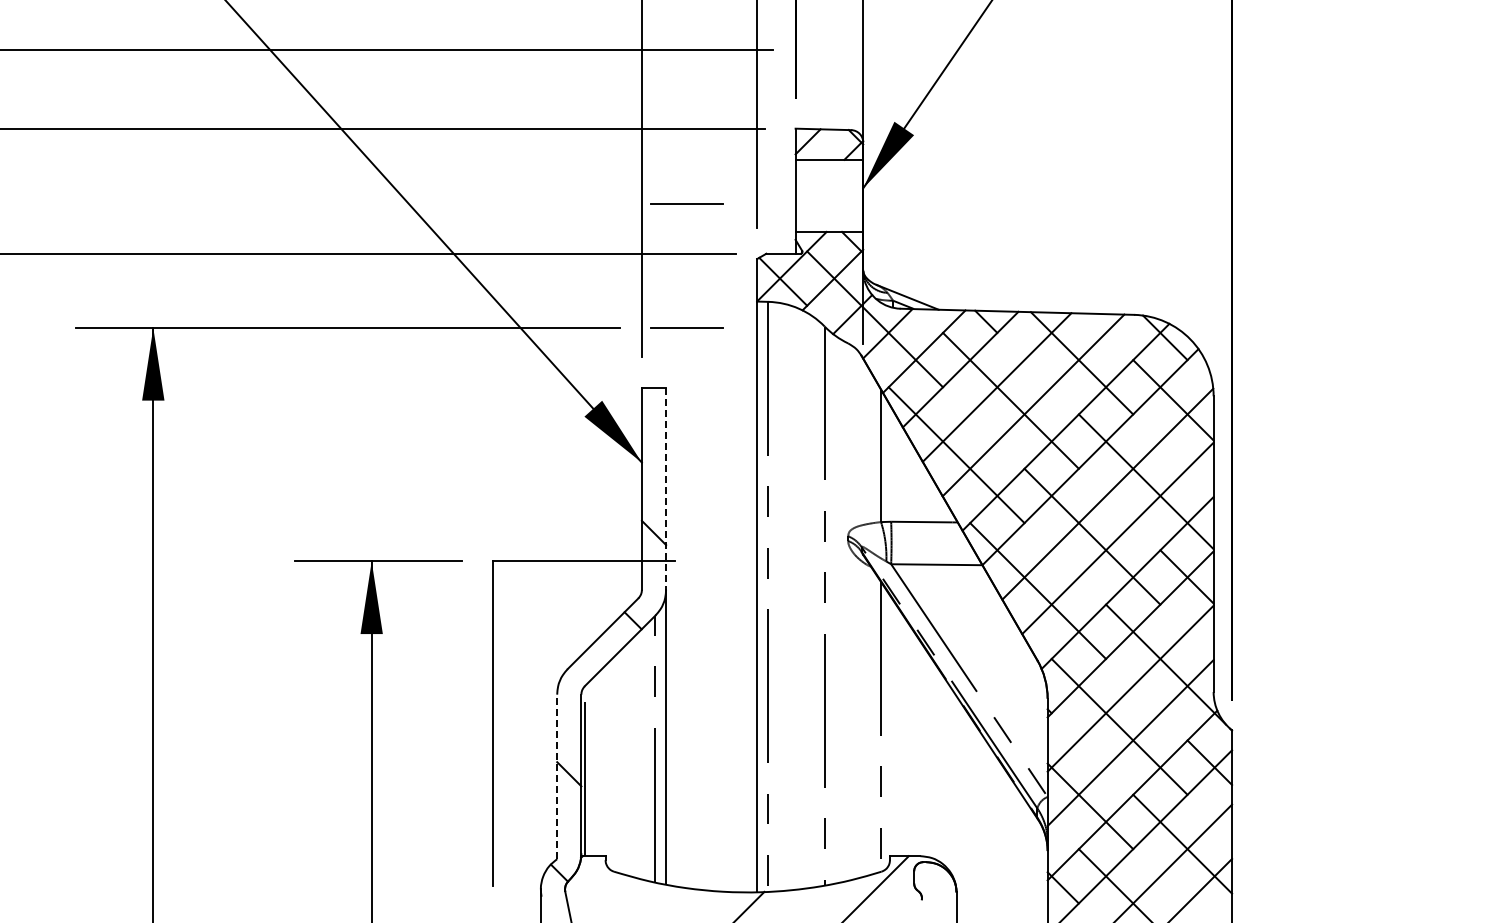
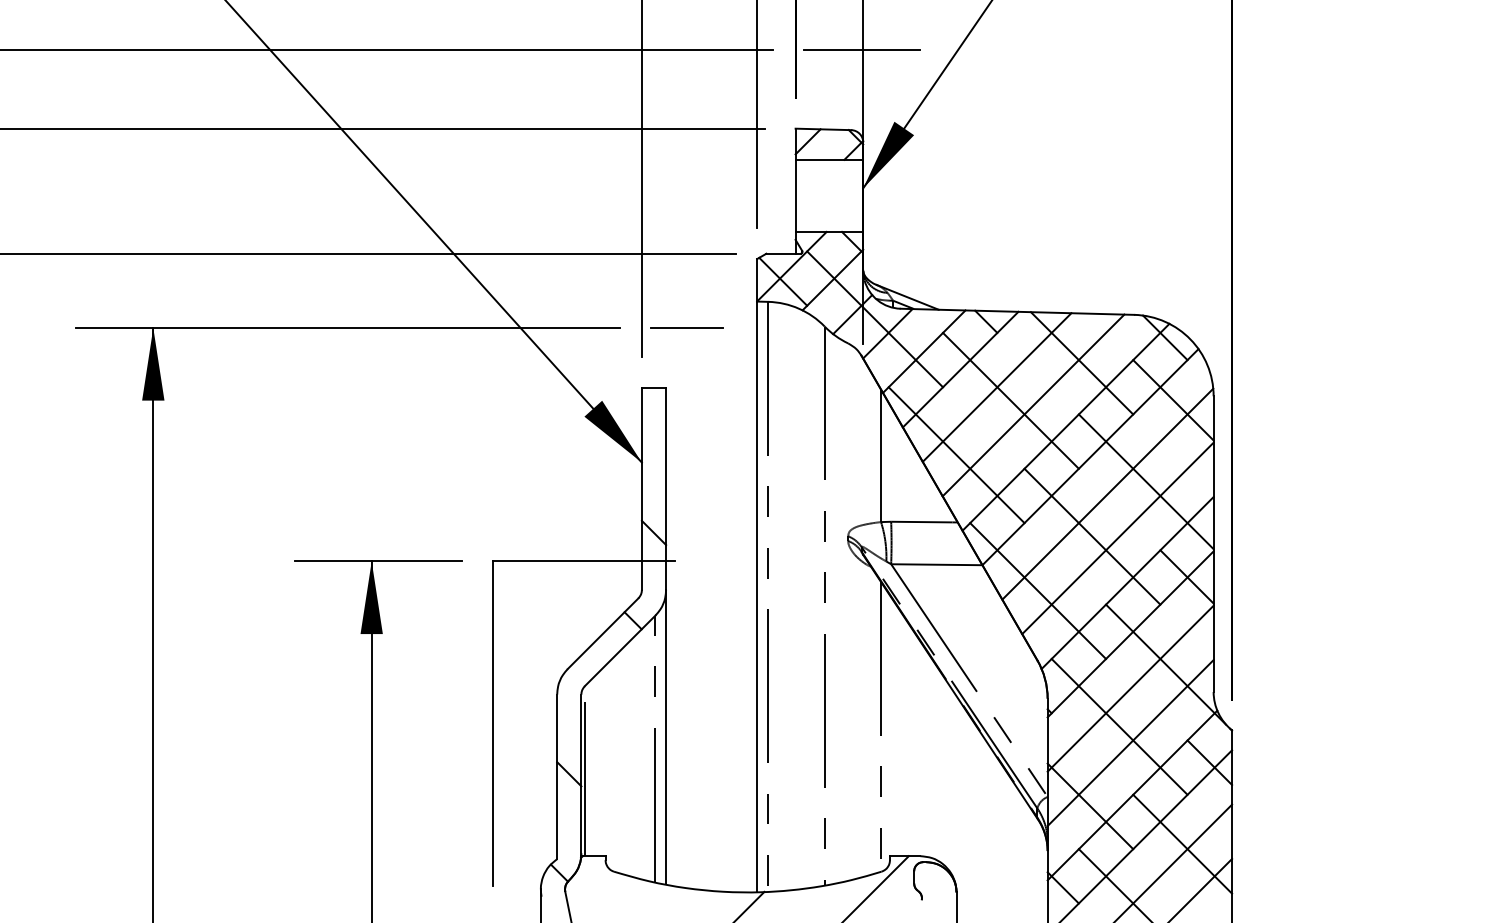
line: none -> present (862, 49)
line: present -> none (686, 203)
line: dashed -> solid (666, 489)
line: dashed -> solid (557, 776)
